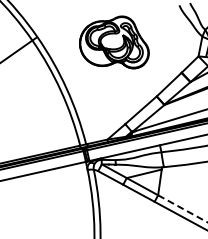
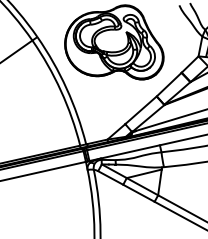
part size: 71x55 px -> 101x77 px (114, 42)
line: dashed -> solid (183, 209)
